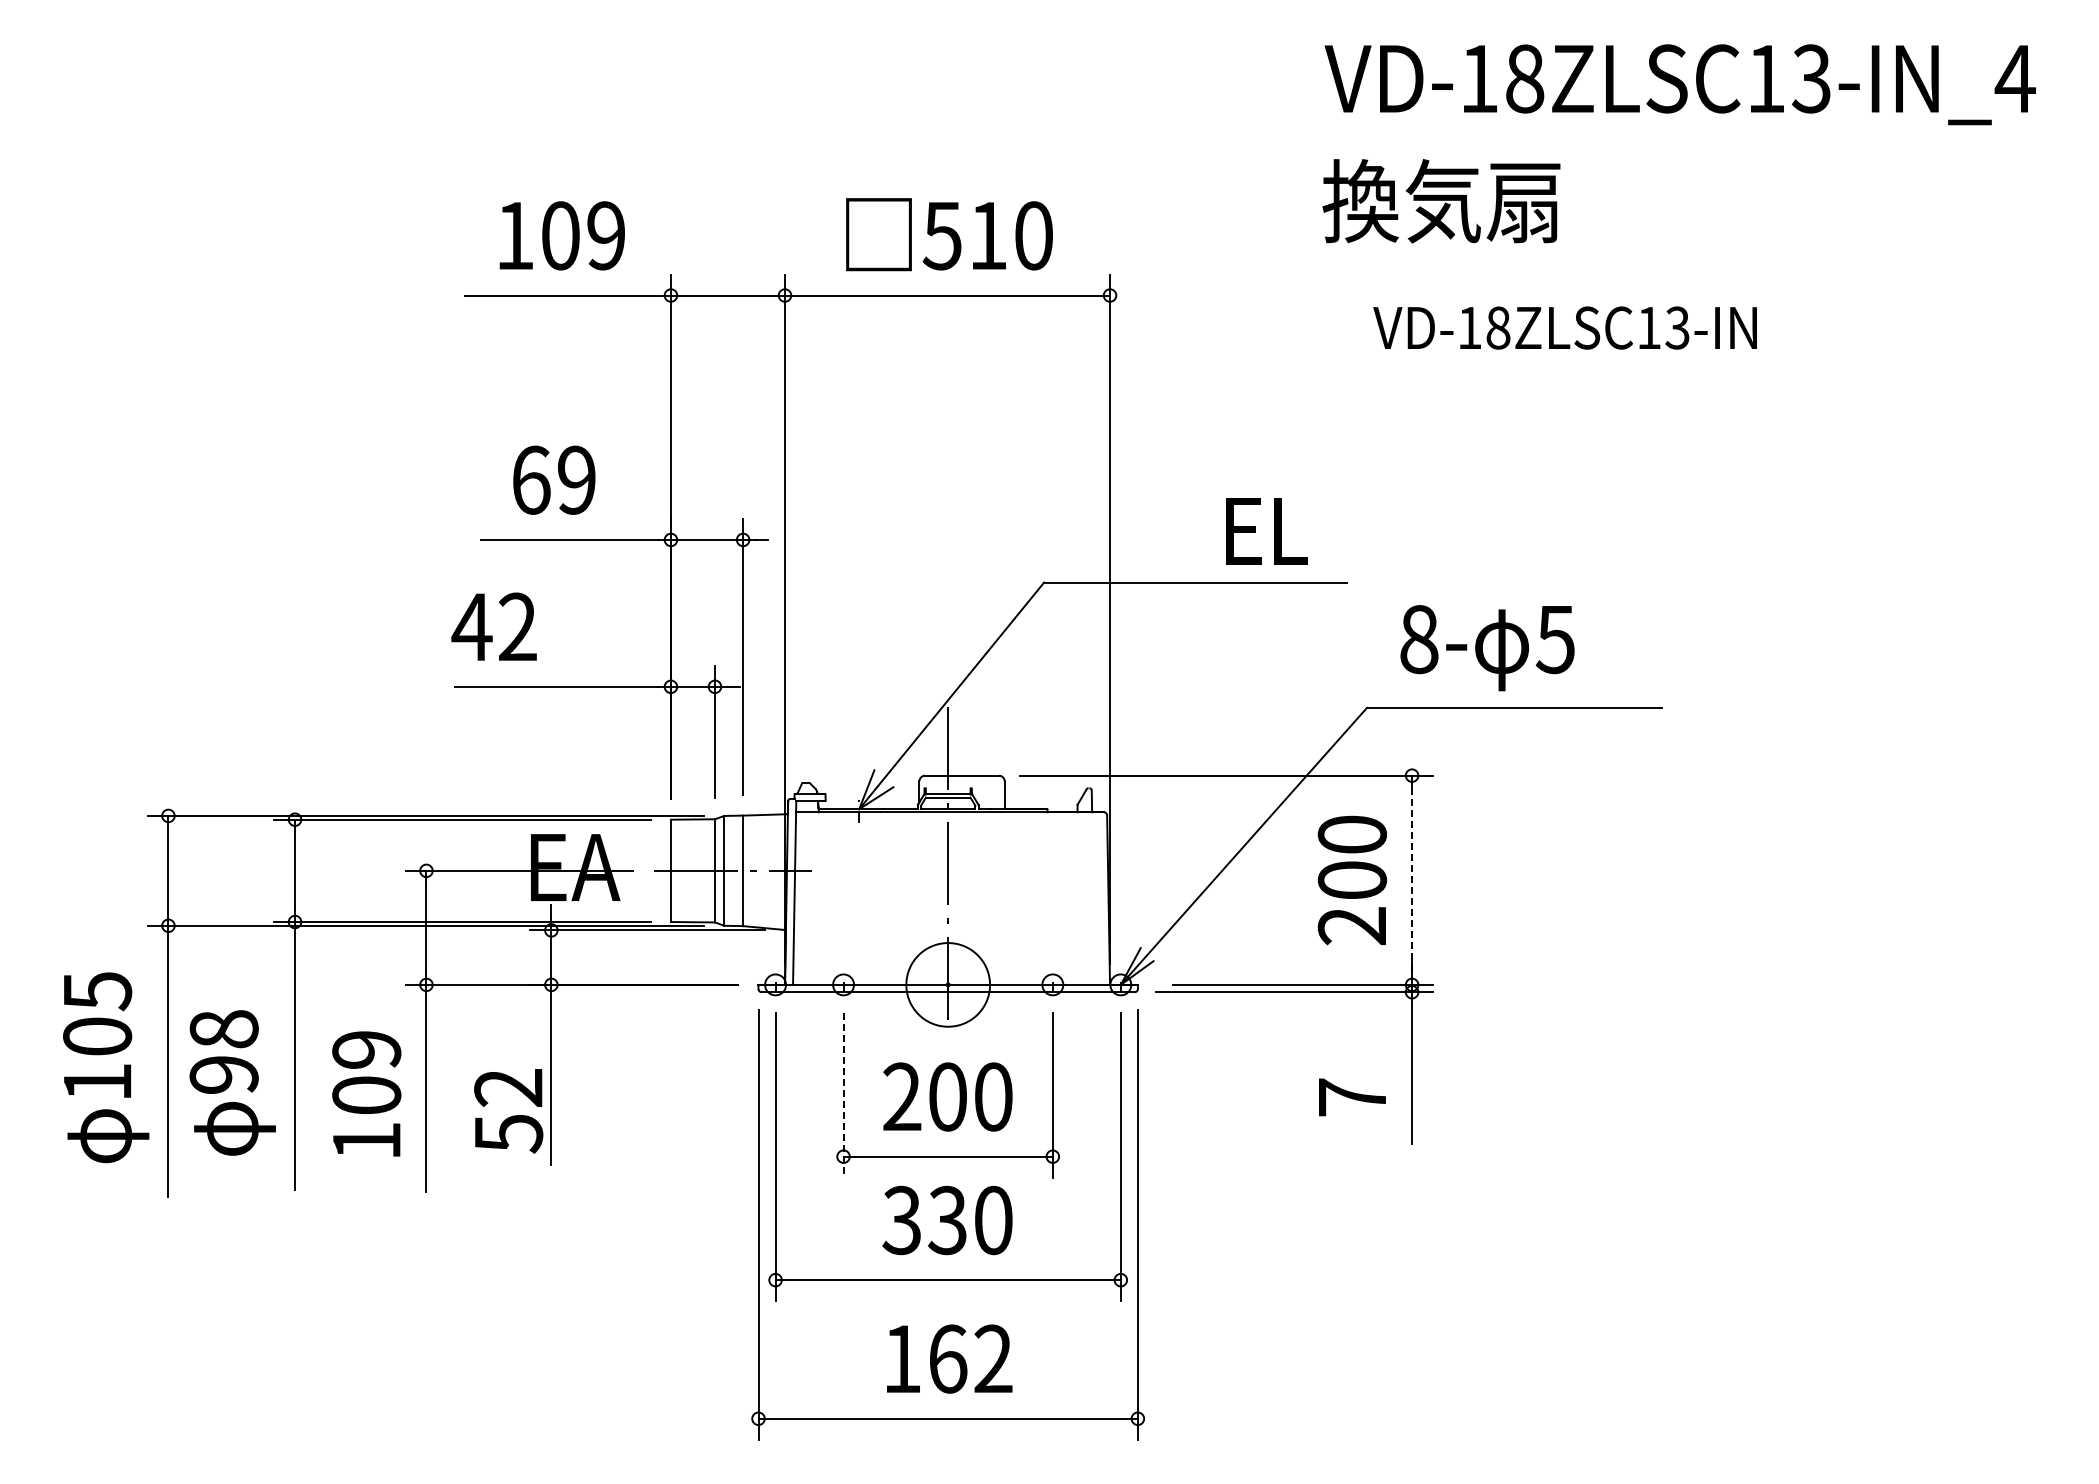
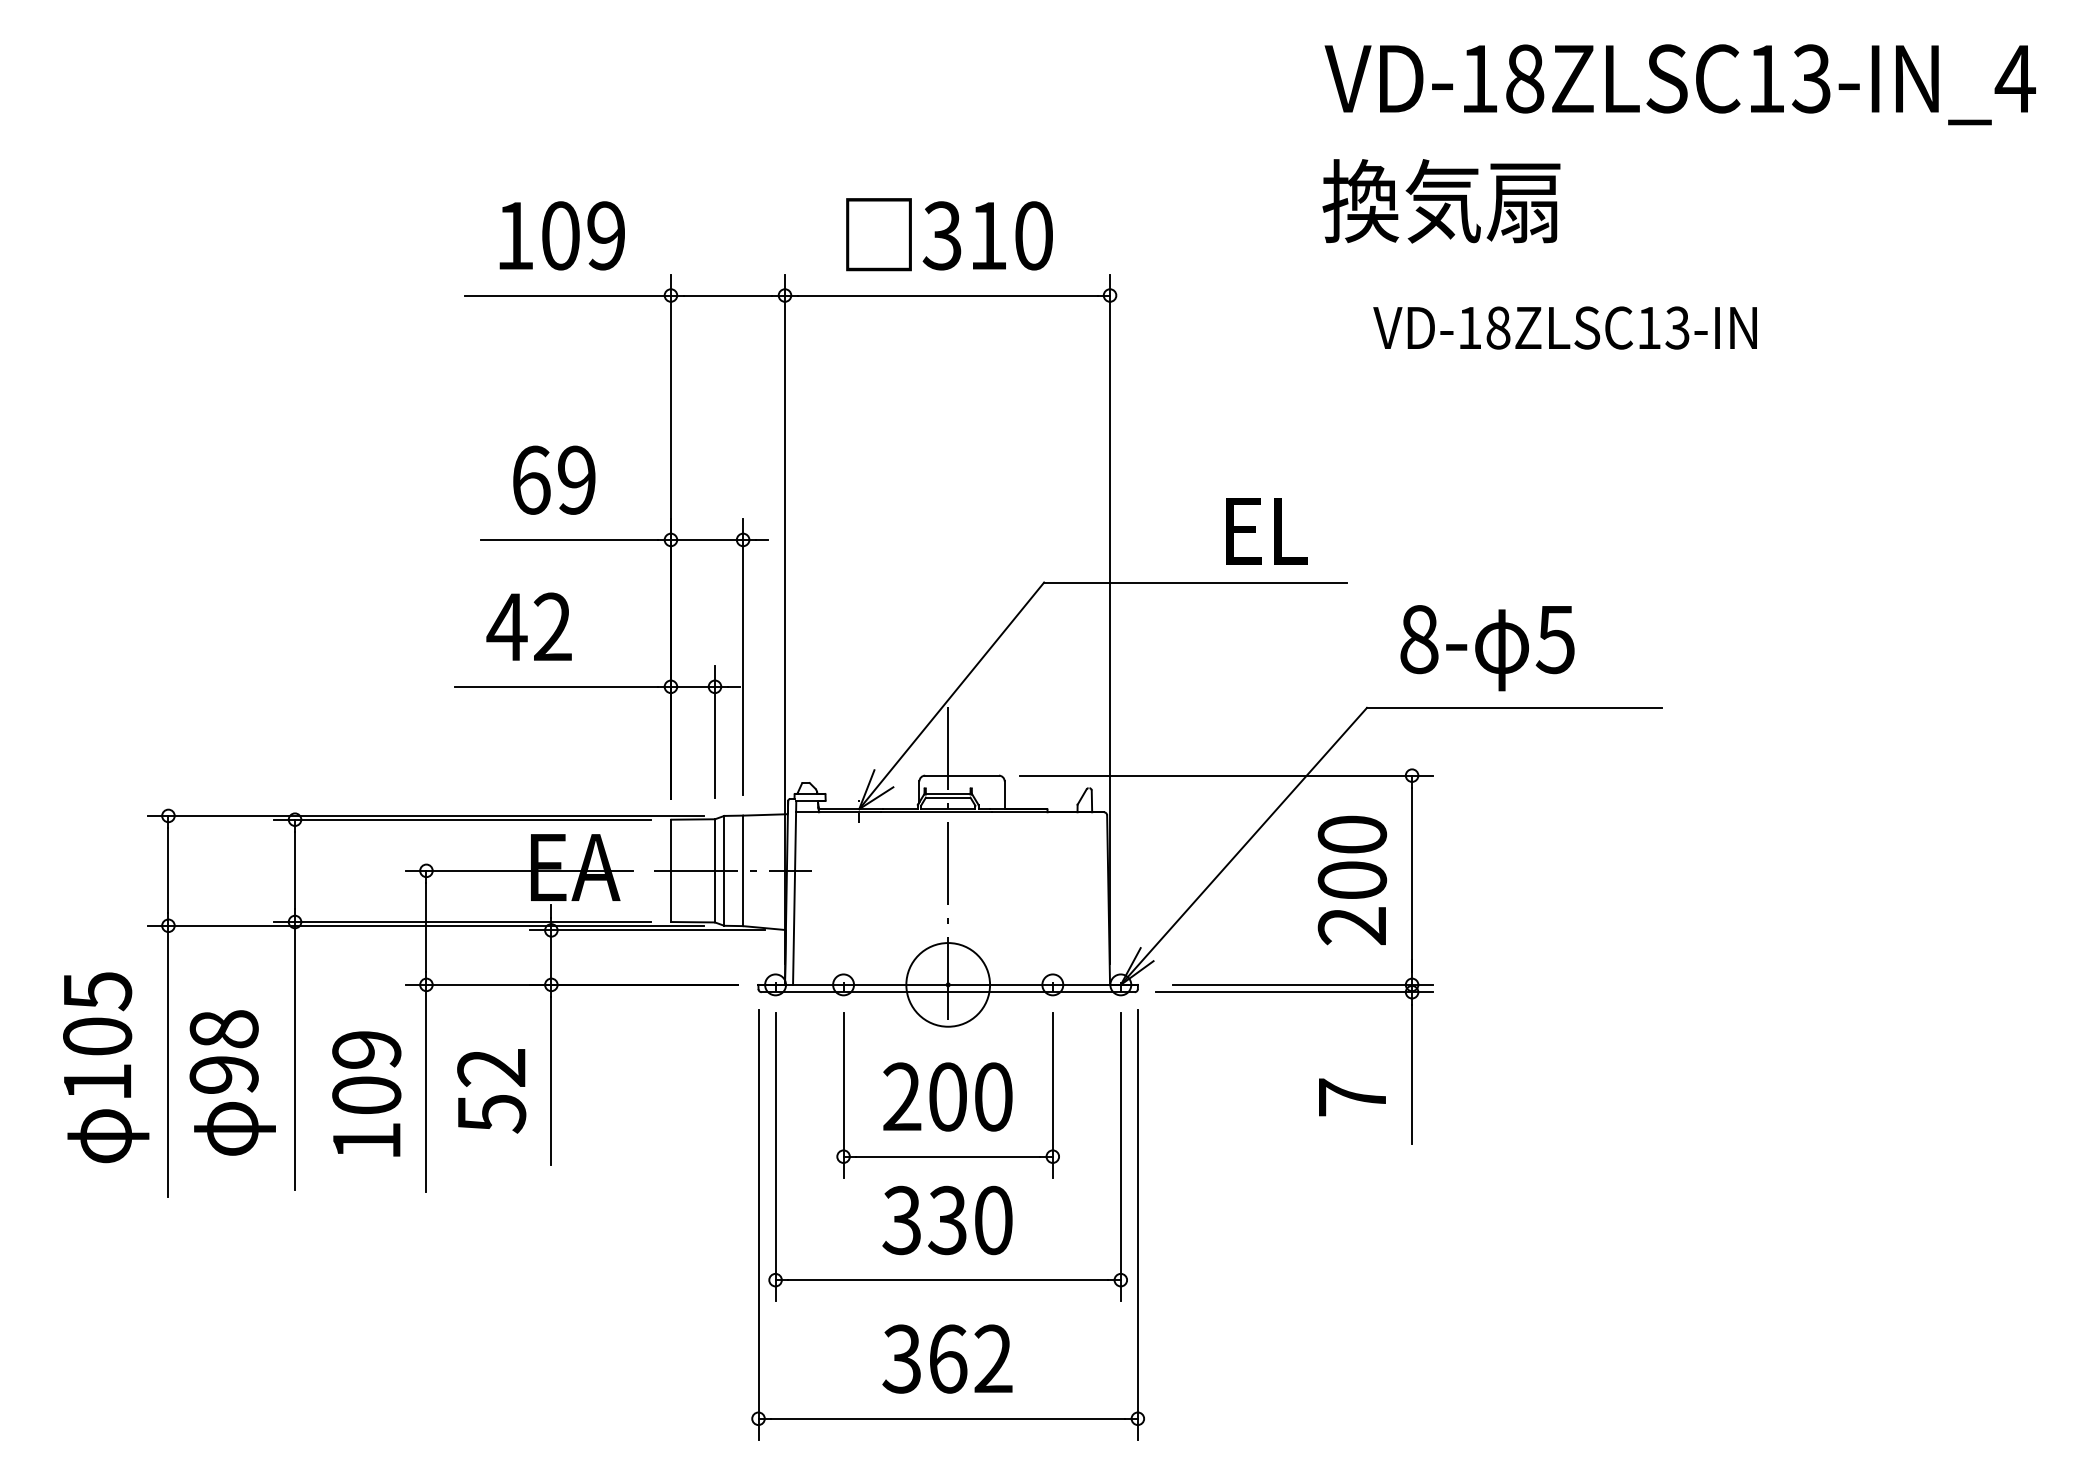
text: 510 -> 310 (941, 235)
text position: (493, 626) -> (528, 626) (528, 626)
line: dashed -> solid (1412, 880)
line: dashed -> solid (843, 1096)
text position: (508, 1111) -> (491, 1091) (491, 1091)
text: 162 -> 362 (901, 1358)
